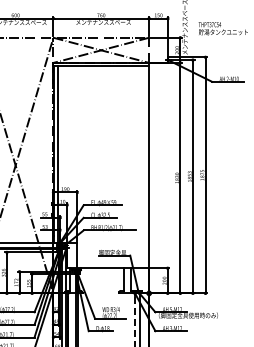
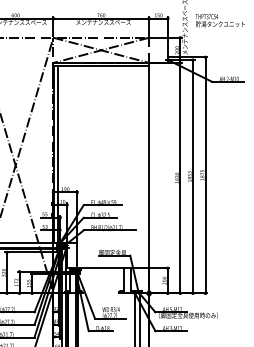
text position: (222, 28) -> (219, 20) (219, 20)
line: dashed -> solid (135, 322)
